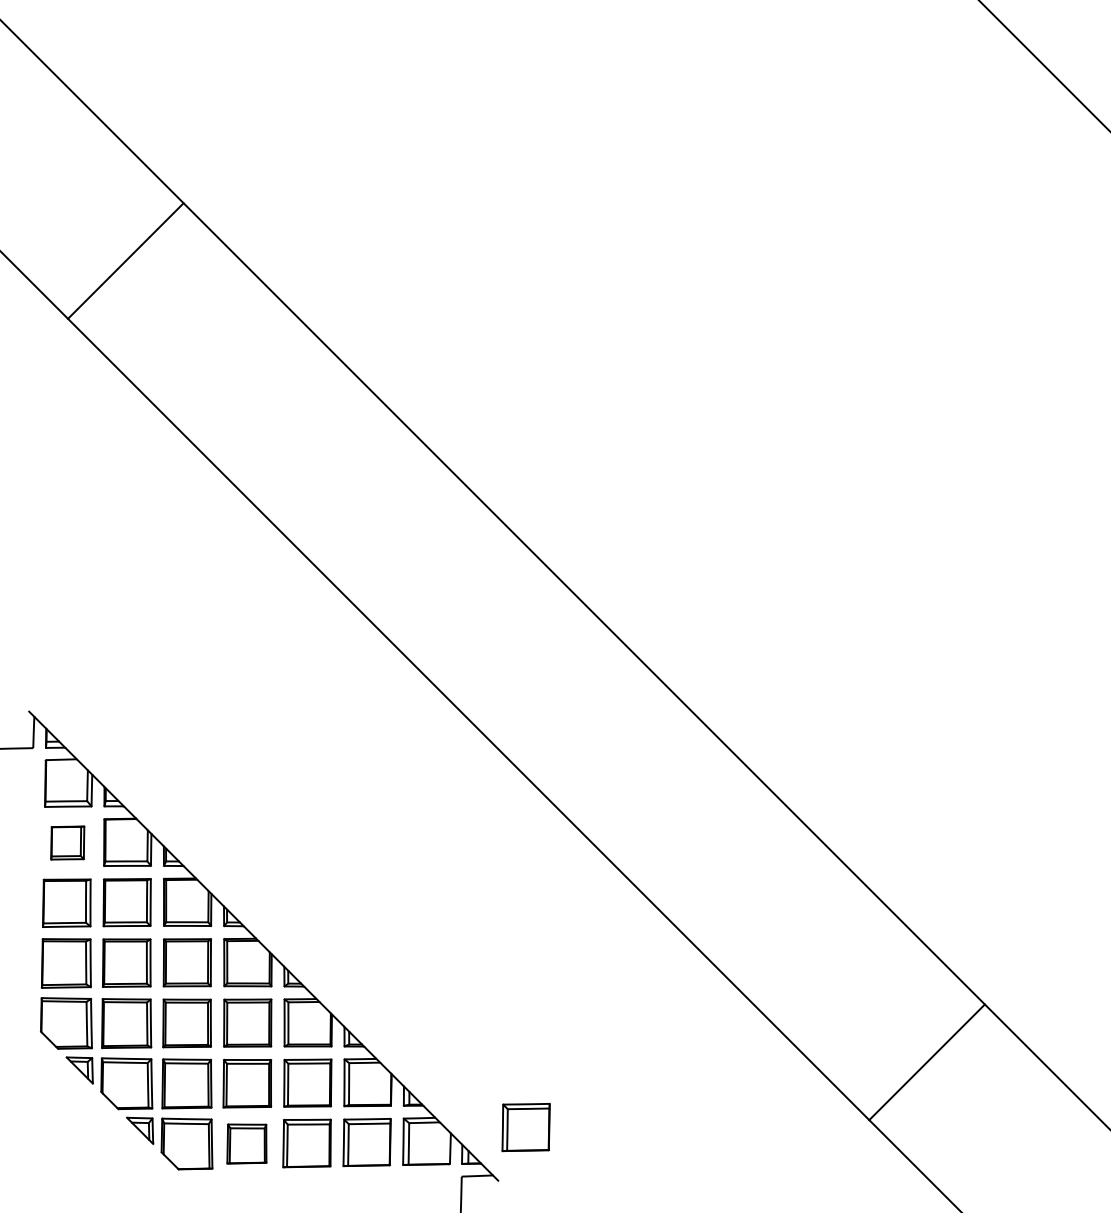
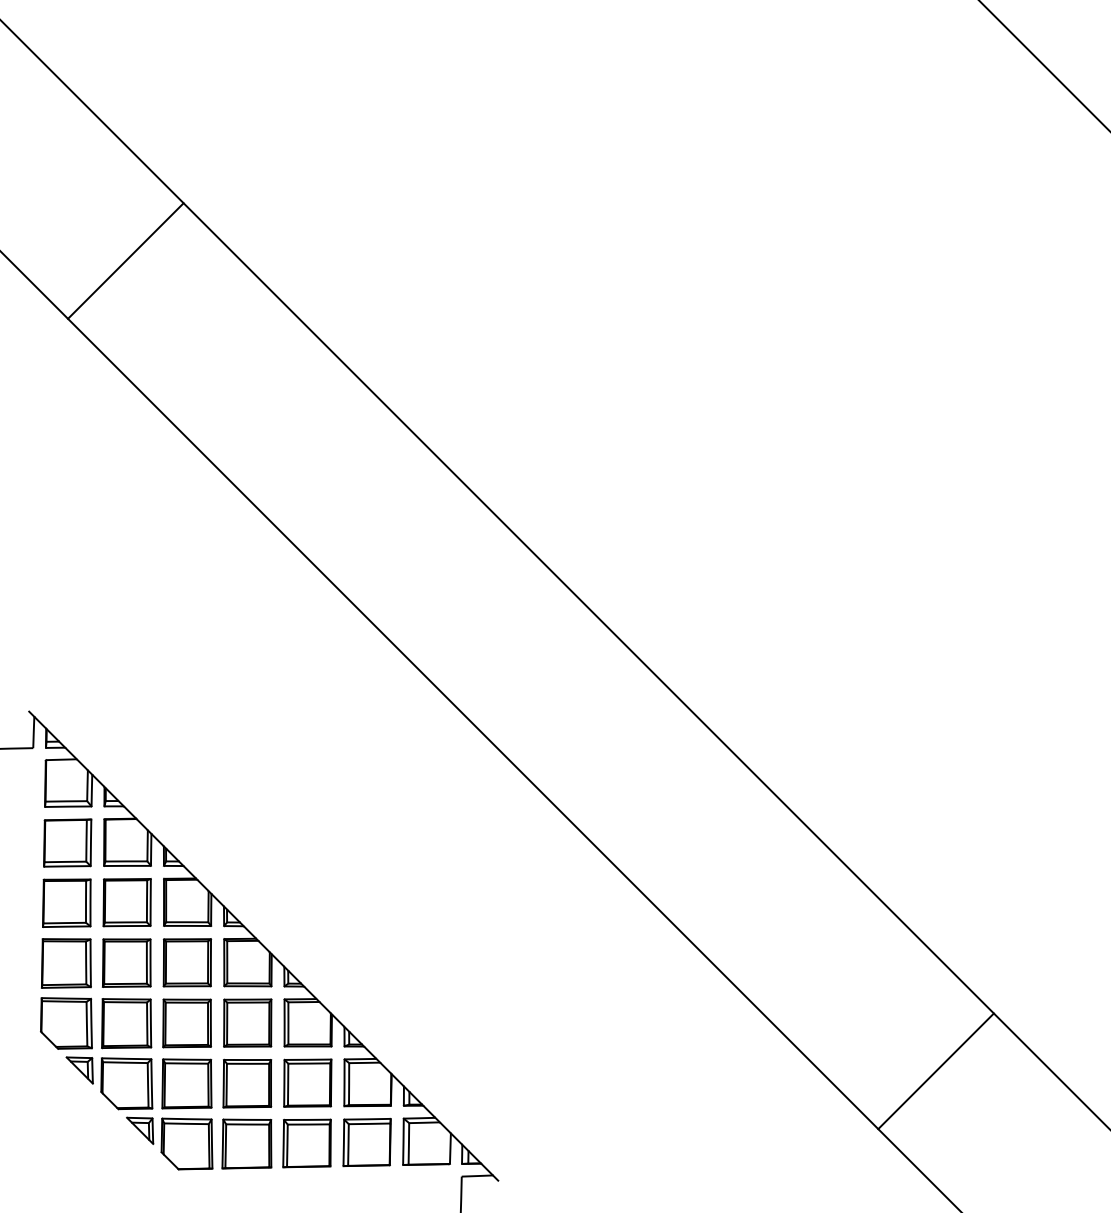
part size: 36x36 px -> 50x50 px (67, 842)
line position: (926, 1062) -> (935, 1071) (935, 1071)
part: present -> none (525, 1127)
part size: 42x42 px -> 52x52 px (246, 1143)
